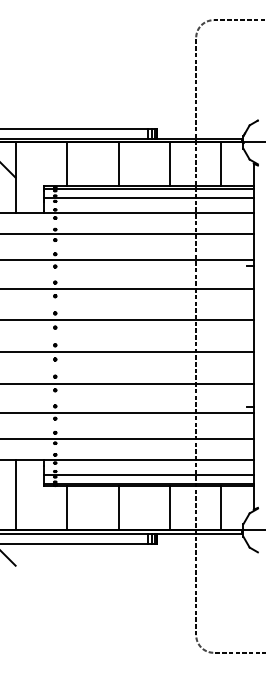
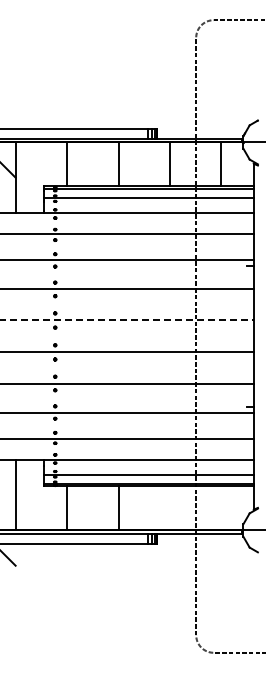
line: solid -> dashed (126, 320)
line: present -> none (169, 508)
line: present -> none (220, 508)
